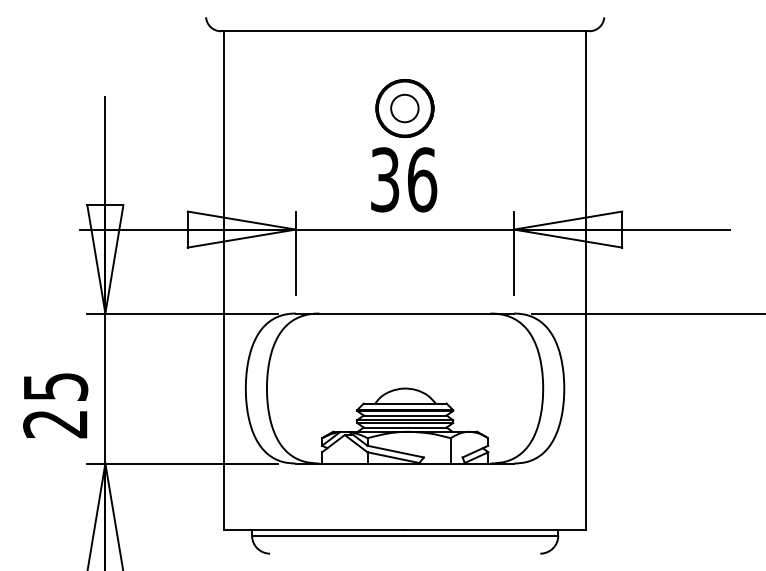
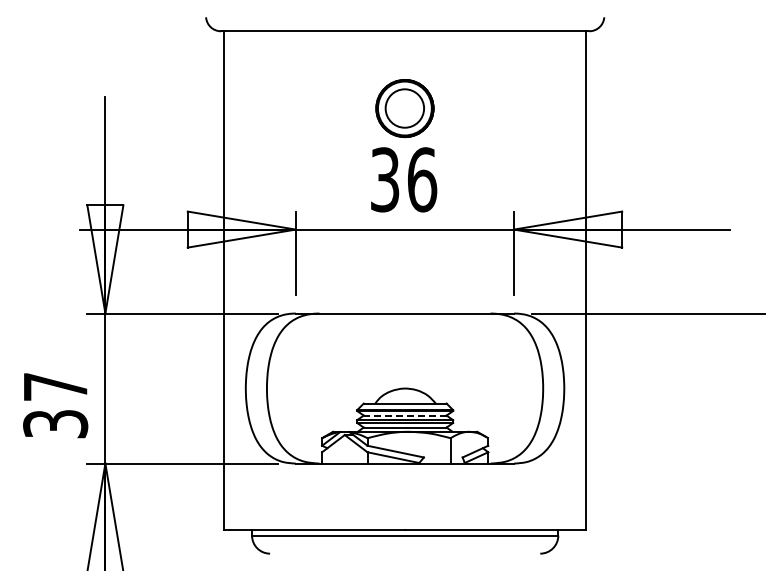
circle diameter: 27 px -> 38 px (404, 108)
text: 25 -> 37 (55, 405)
line: solid -> dashed (404, 415)
